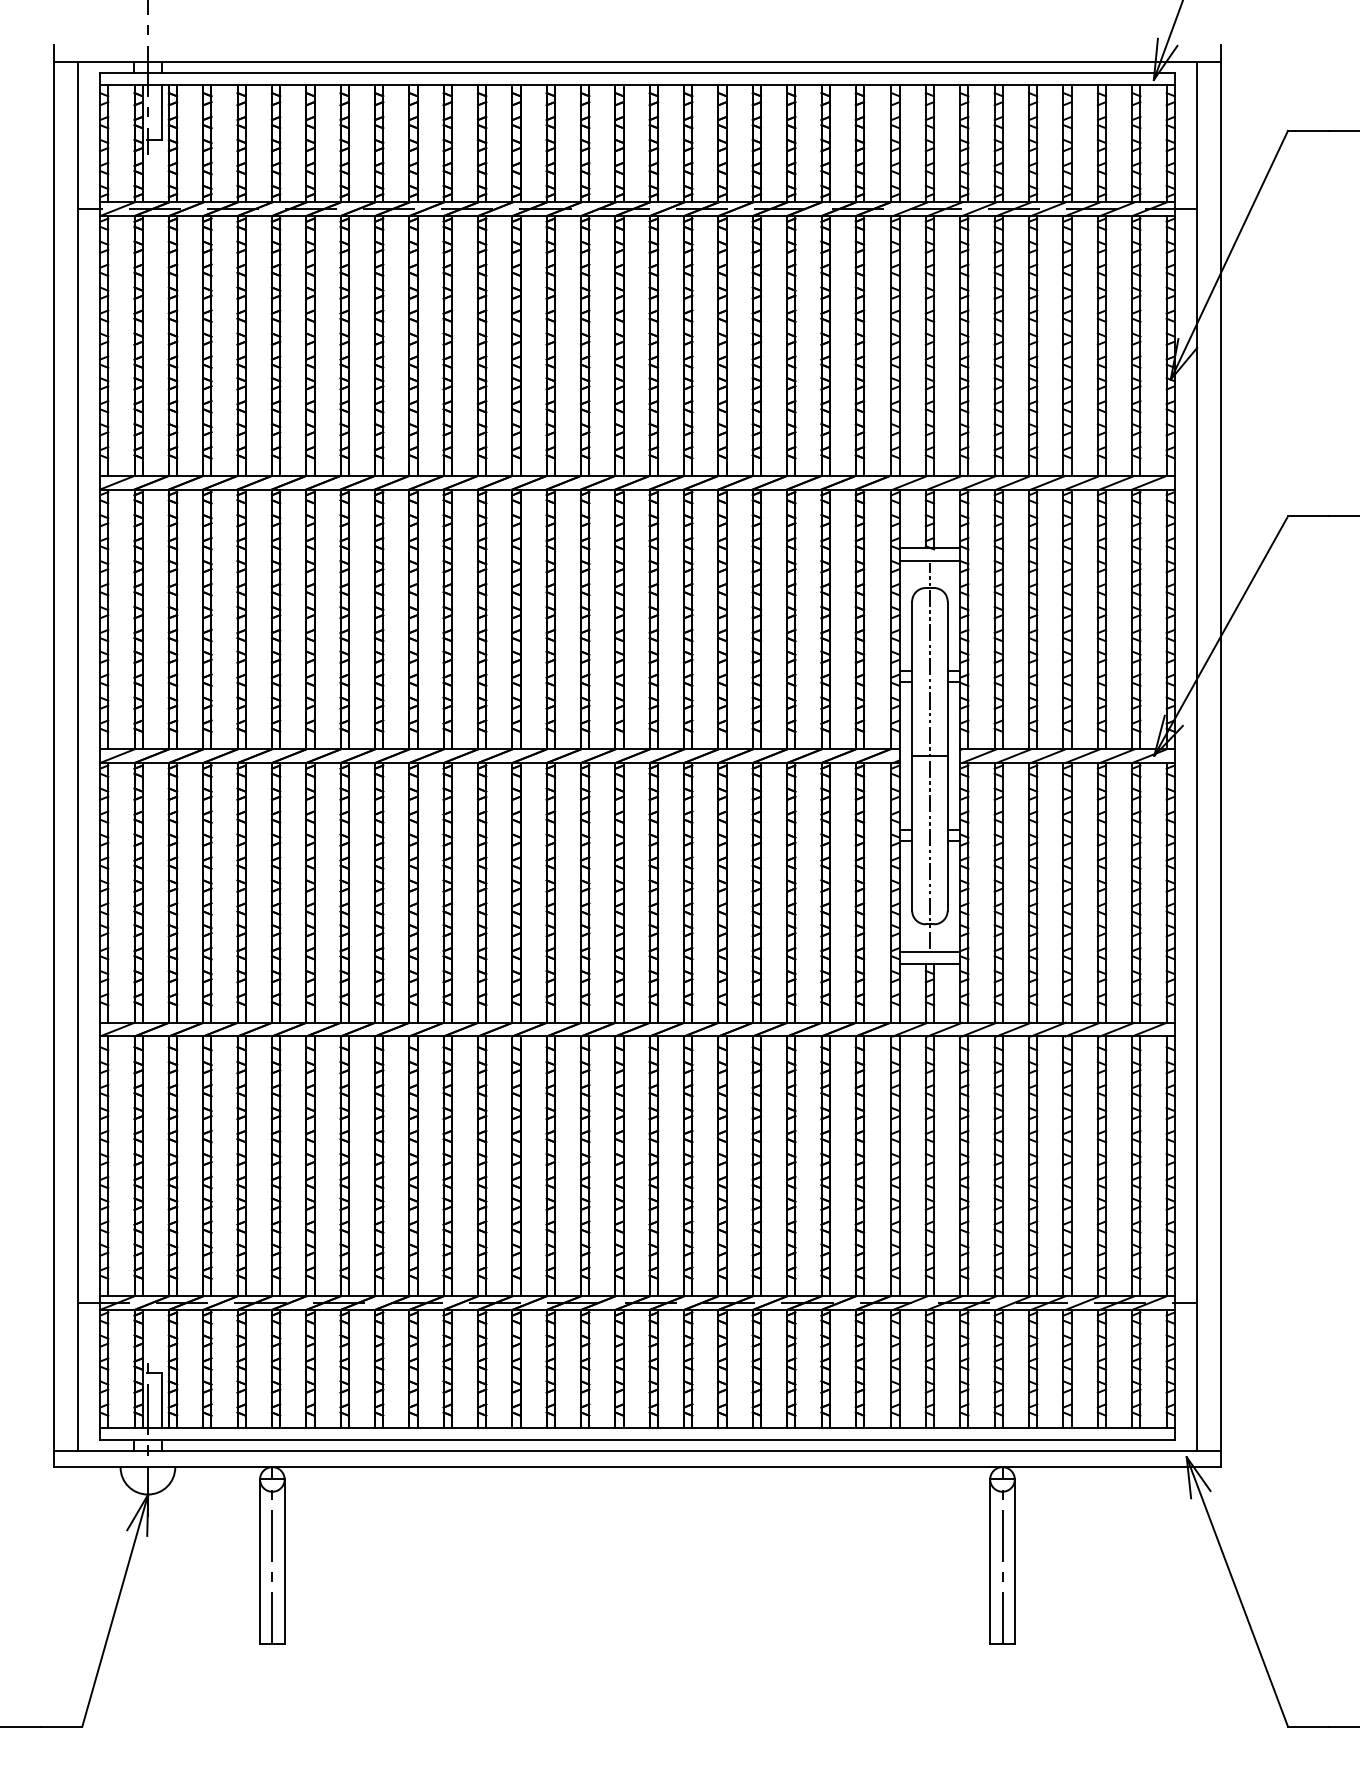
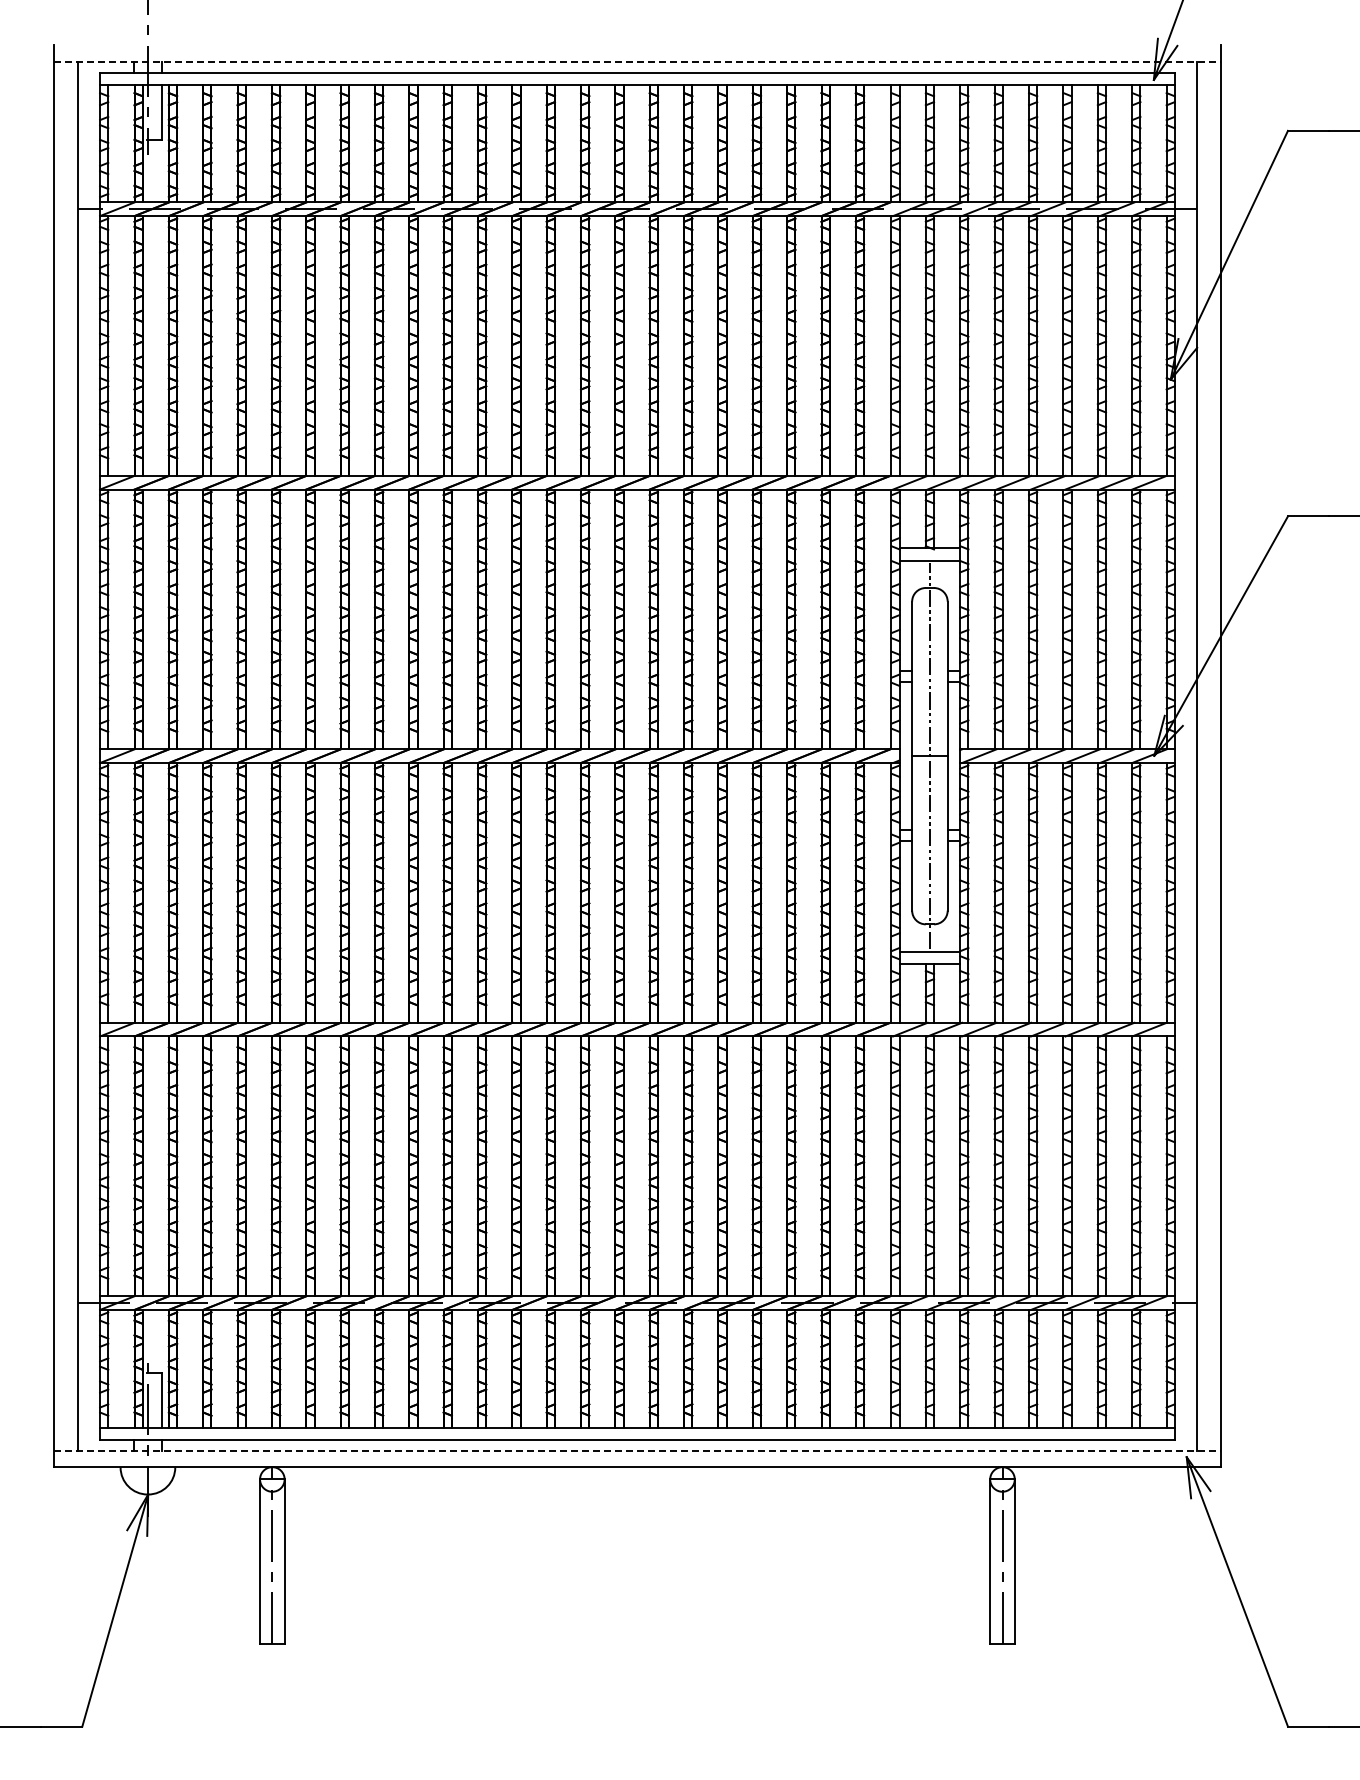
line: solid -> dashed (637, 61)
line: solid -> dashed (637, 1450)
